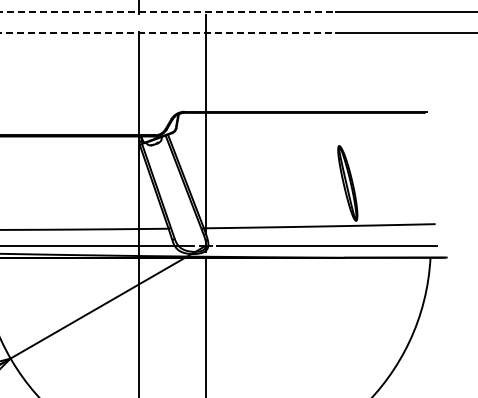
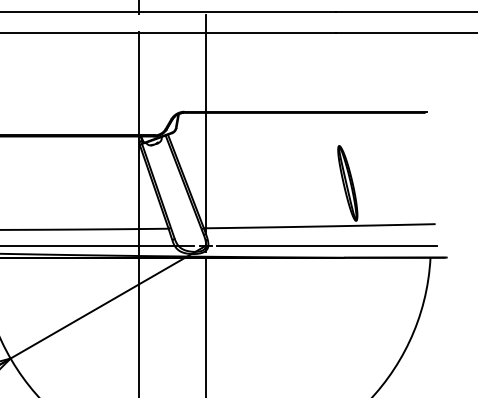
line: dashed -> solid (168, 11)
line: dashed -> solid (168, 32)
